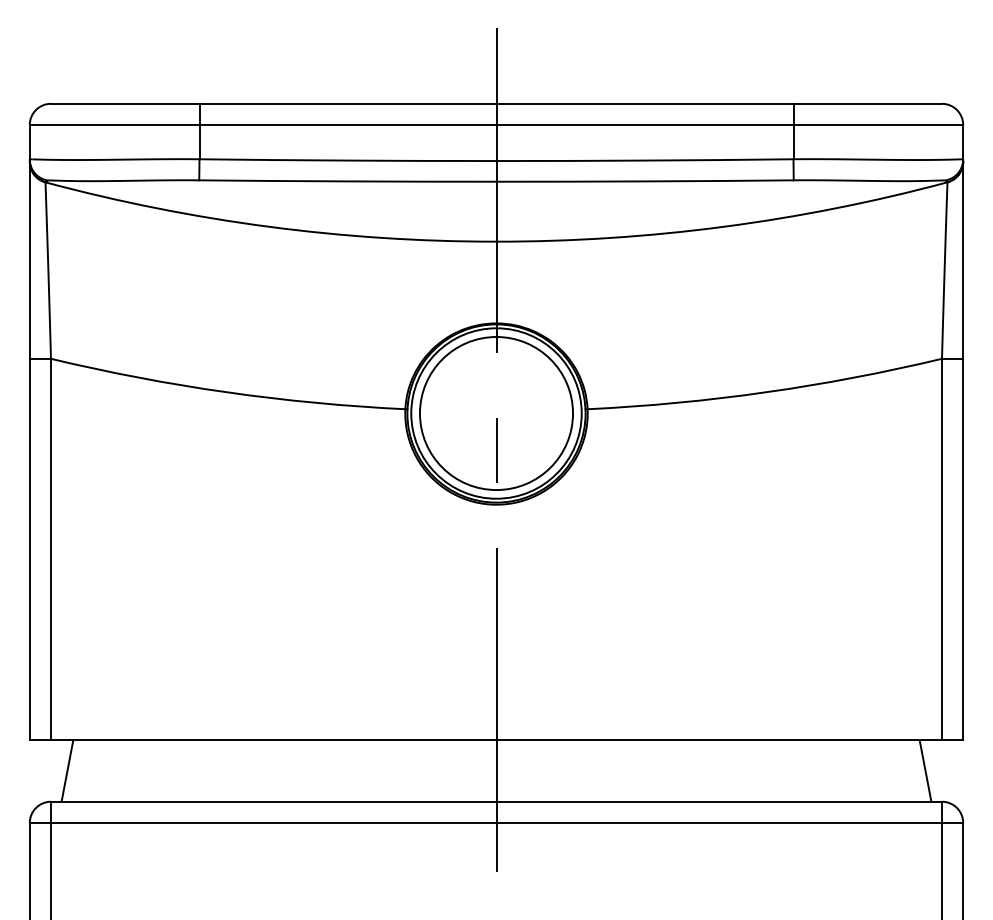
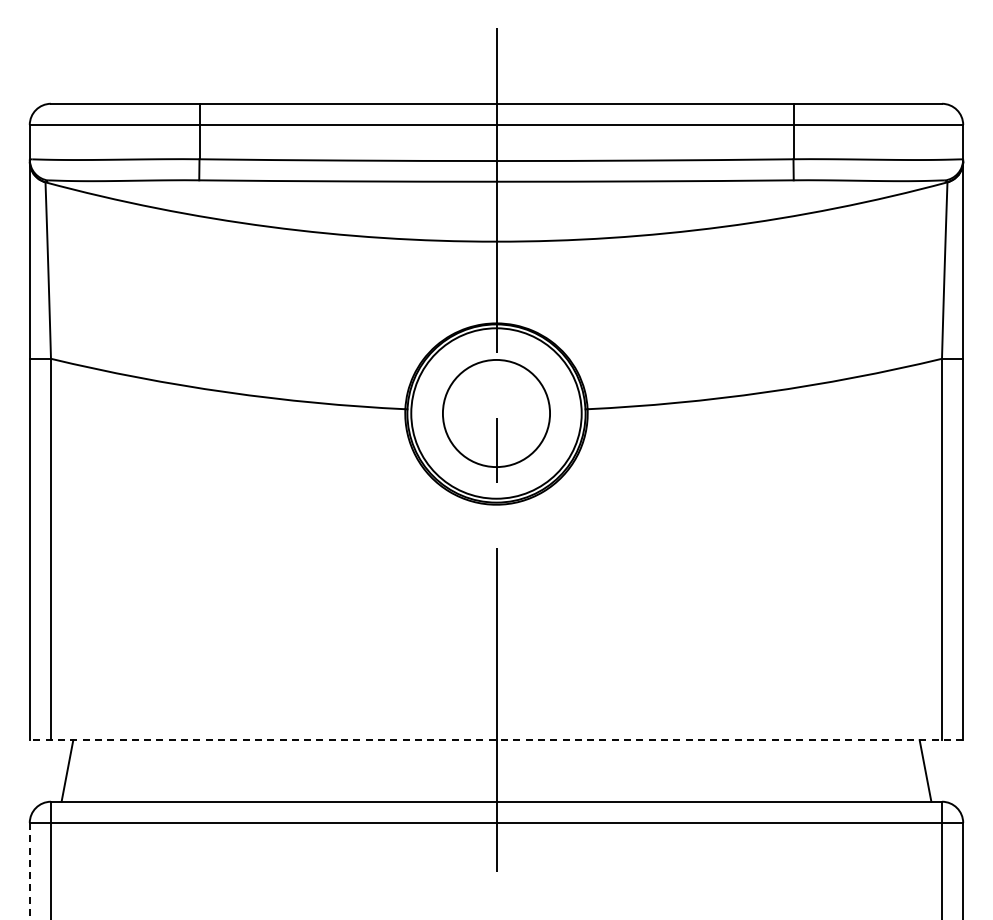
circle diameter: 153 px -> 107 px (496, 413)
line: solid -> dashed (496, 740)
line: solid -> dashed (29, 871)
